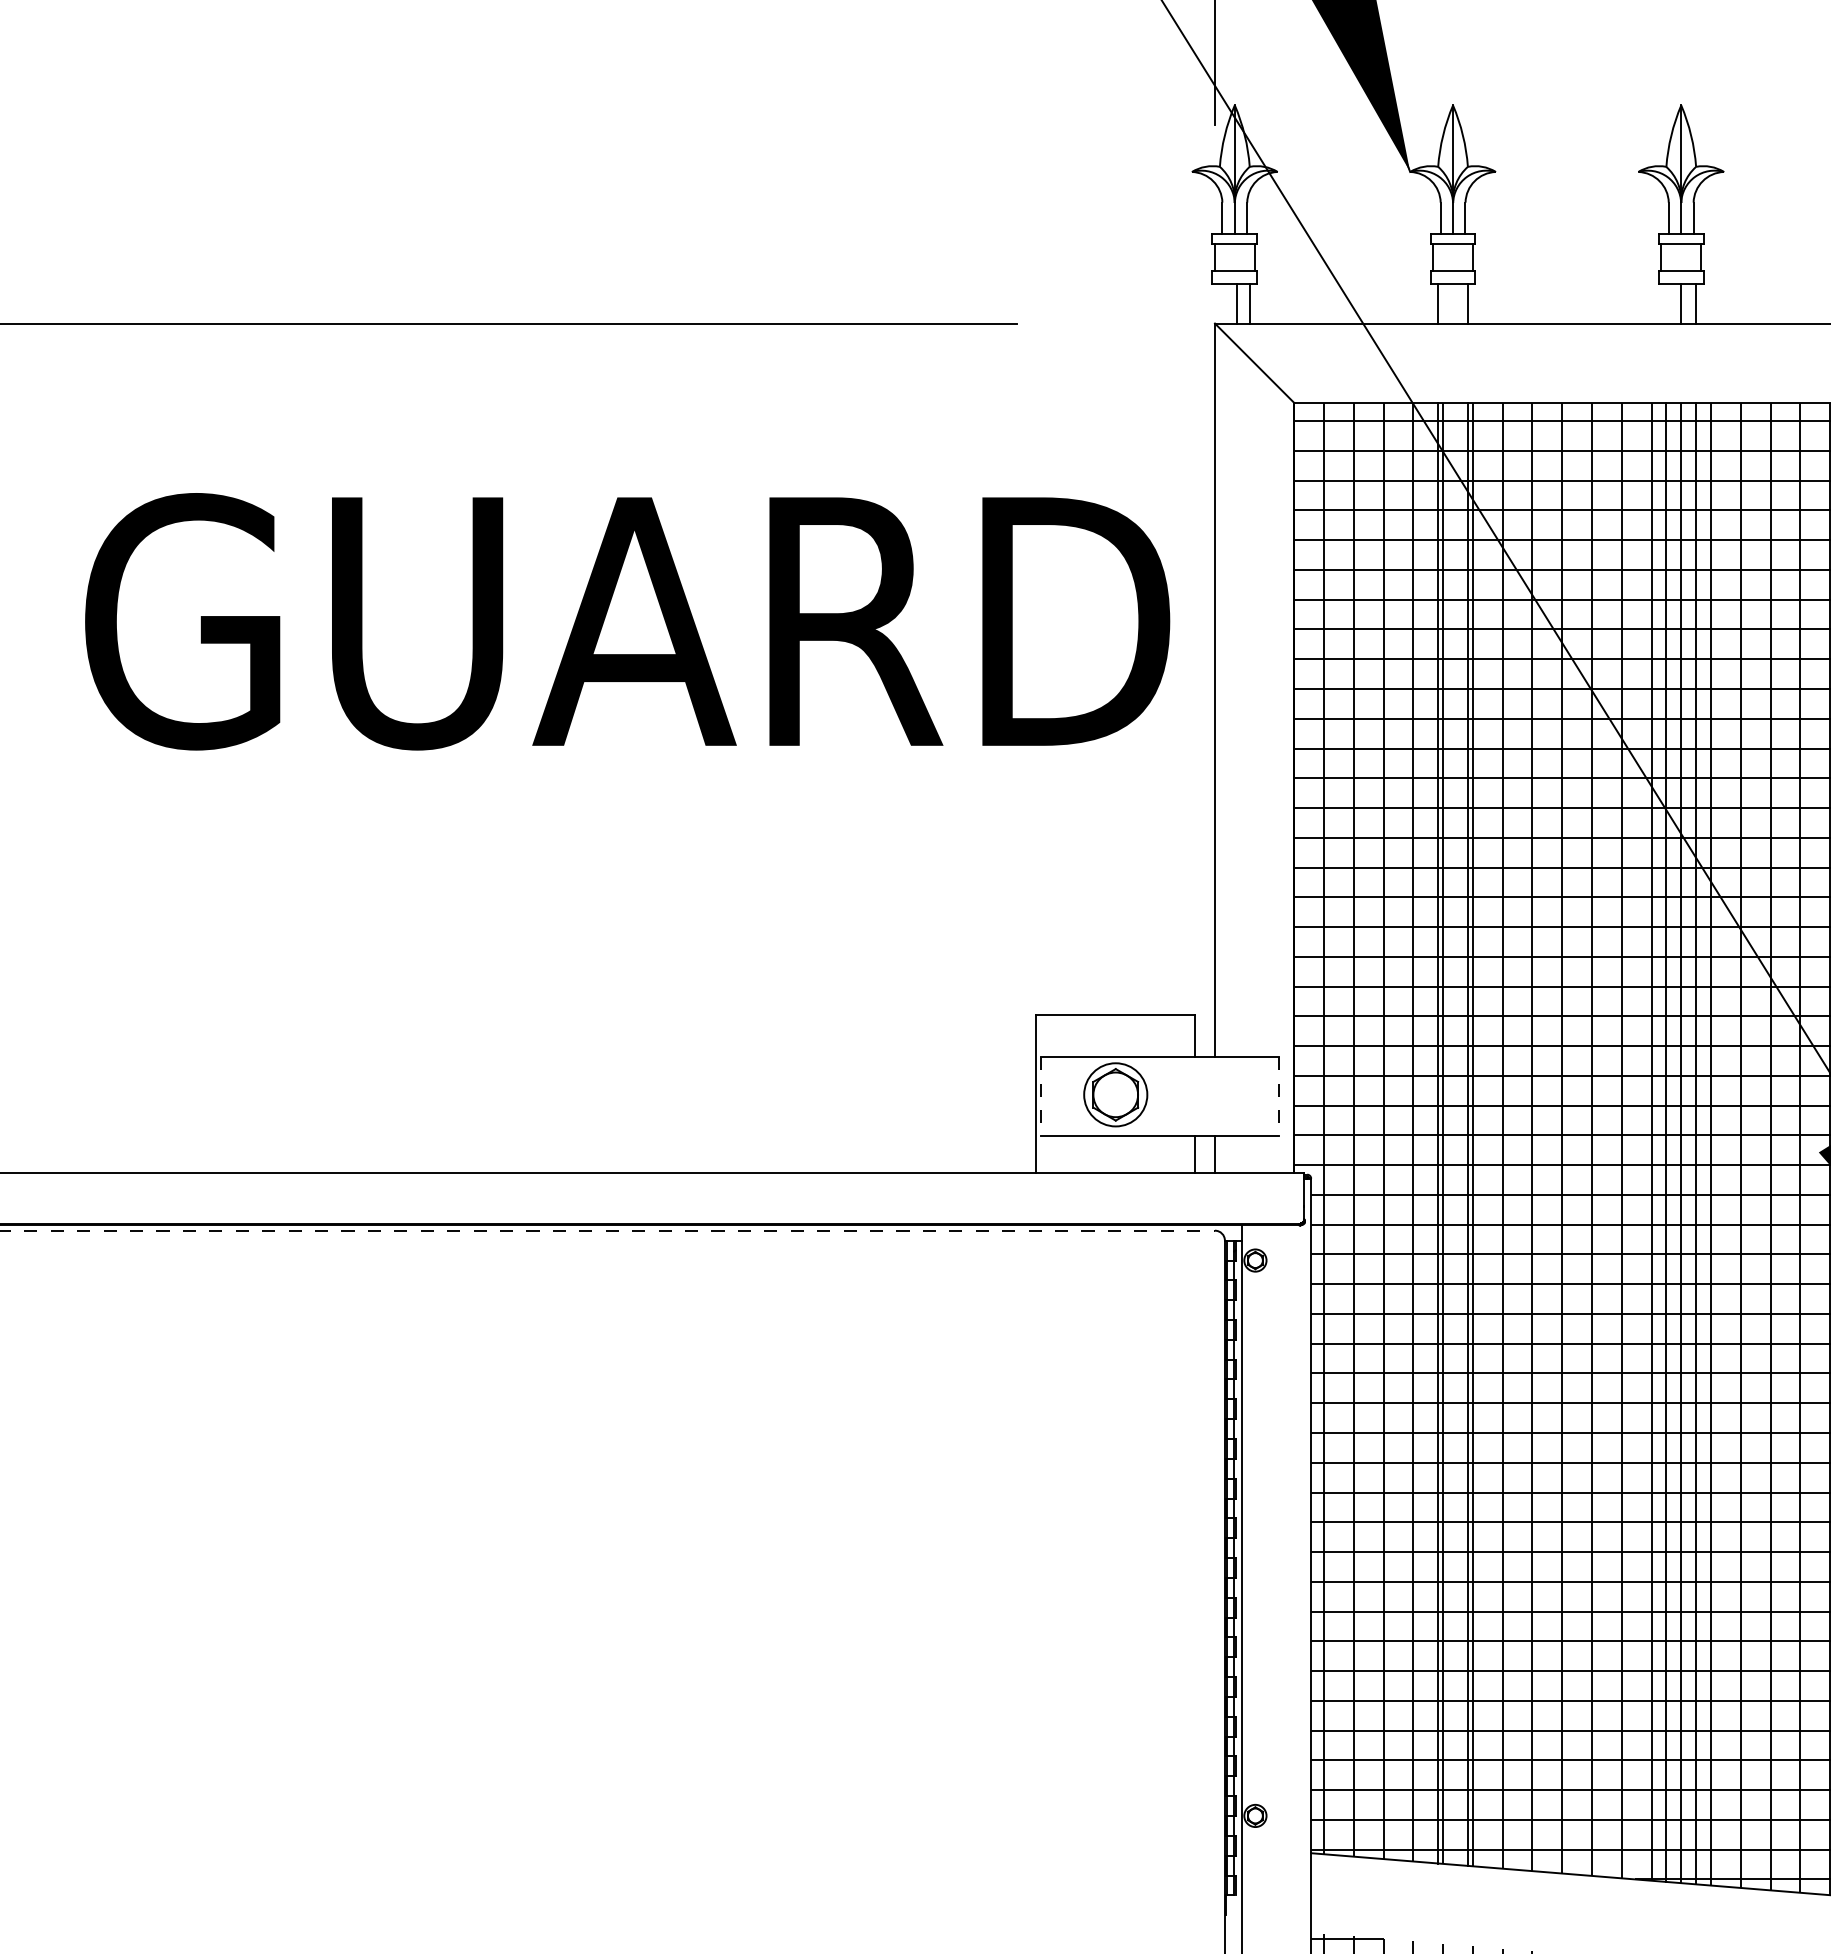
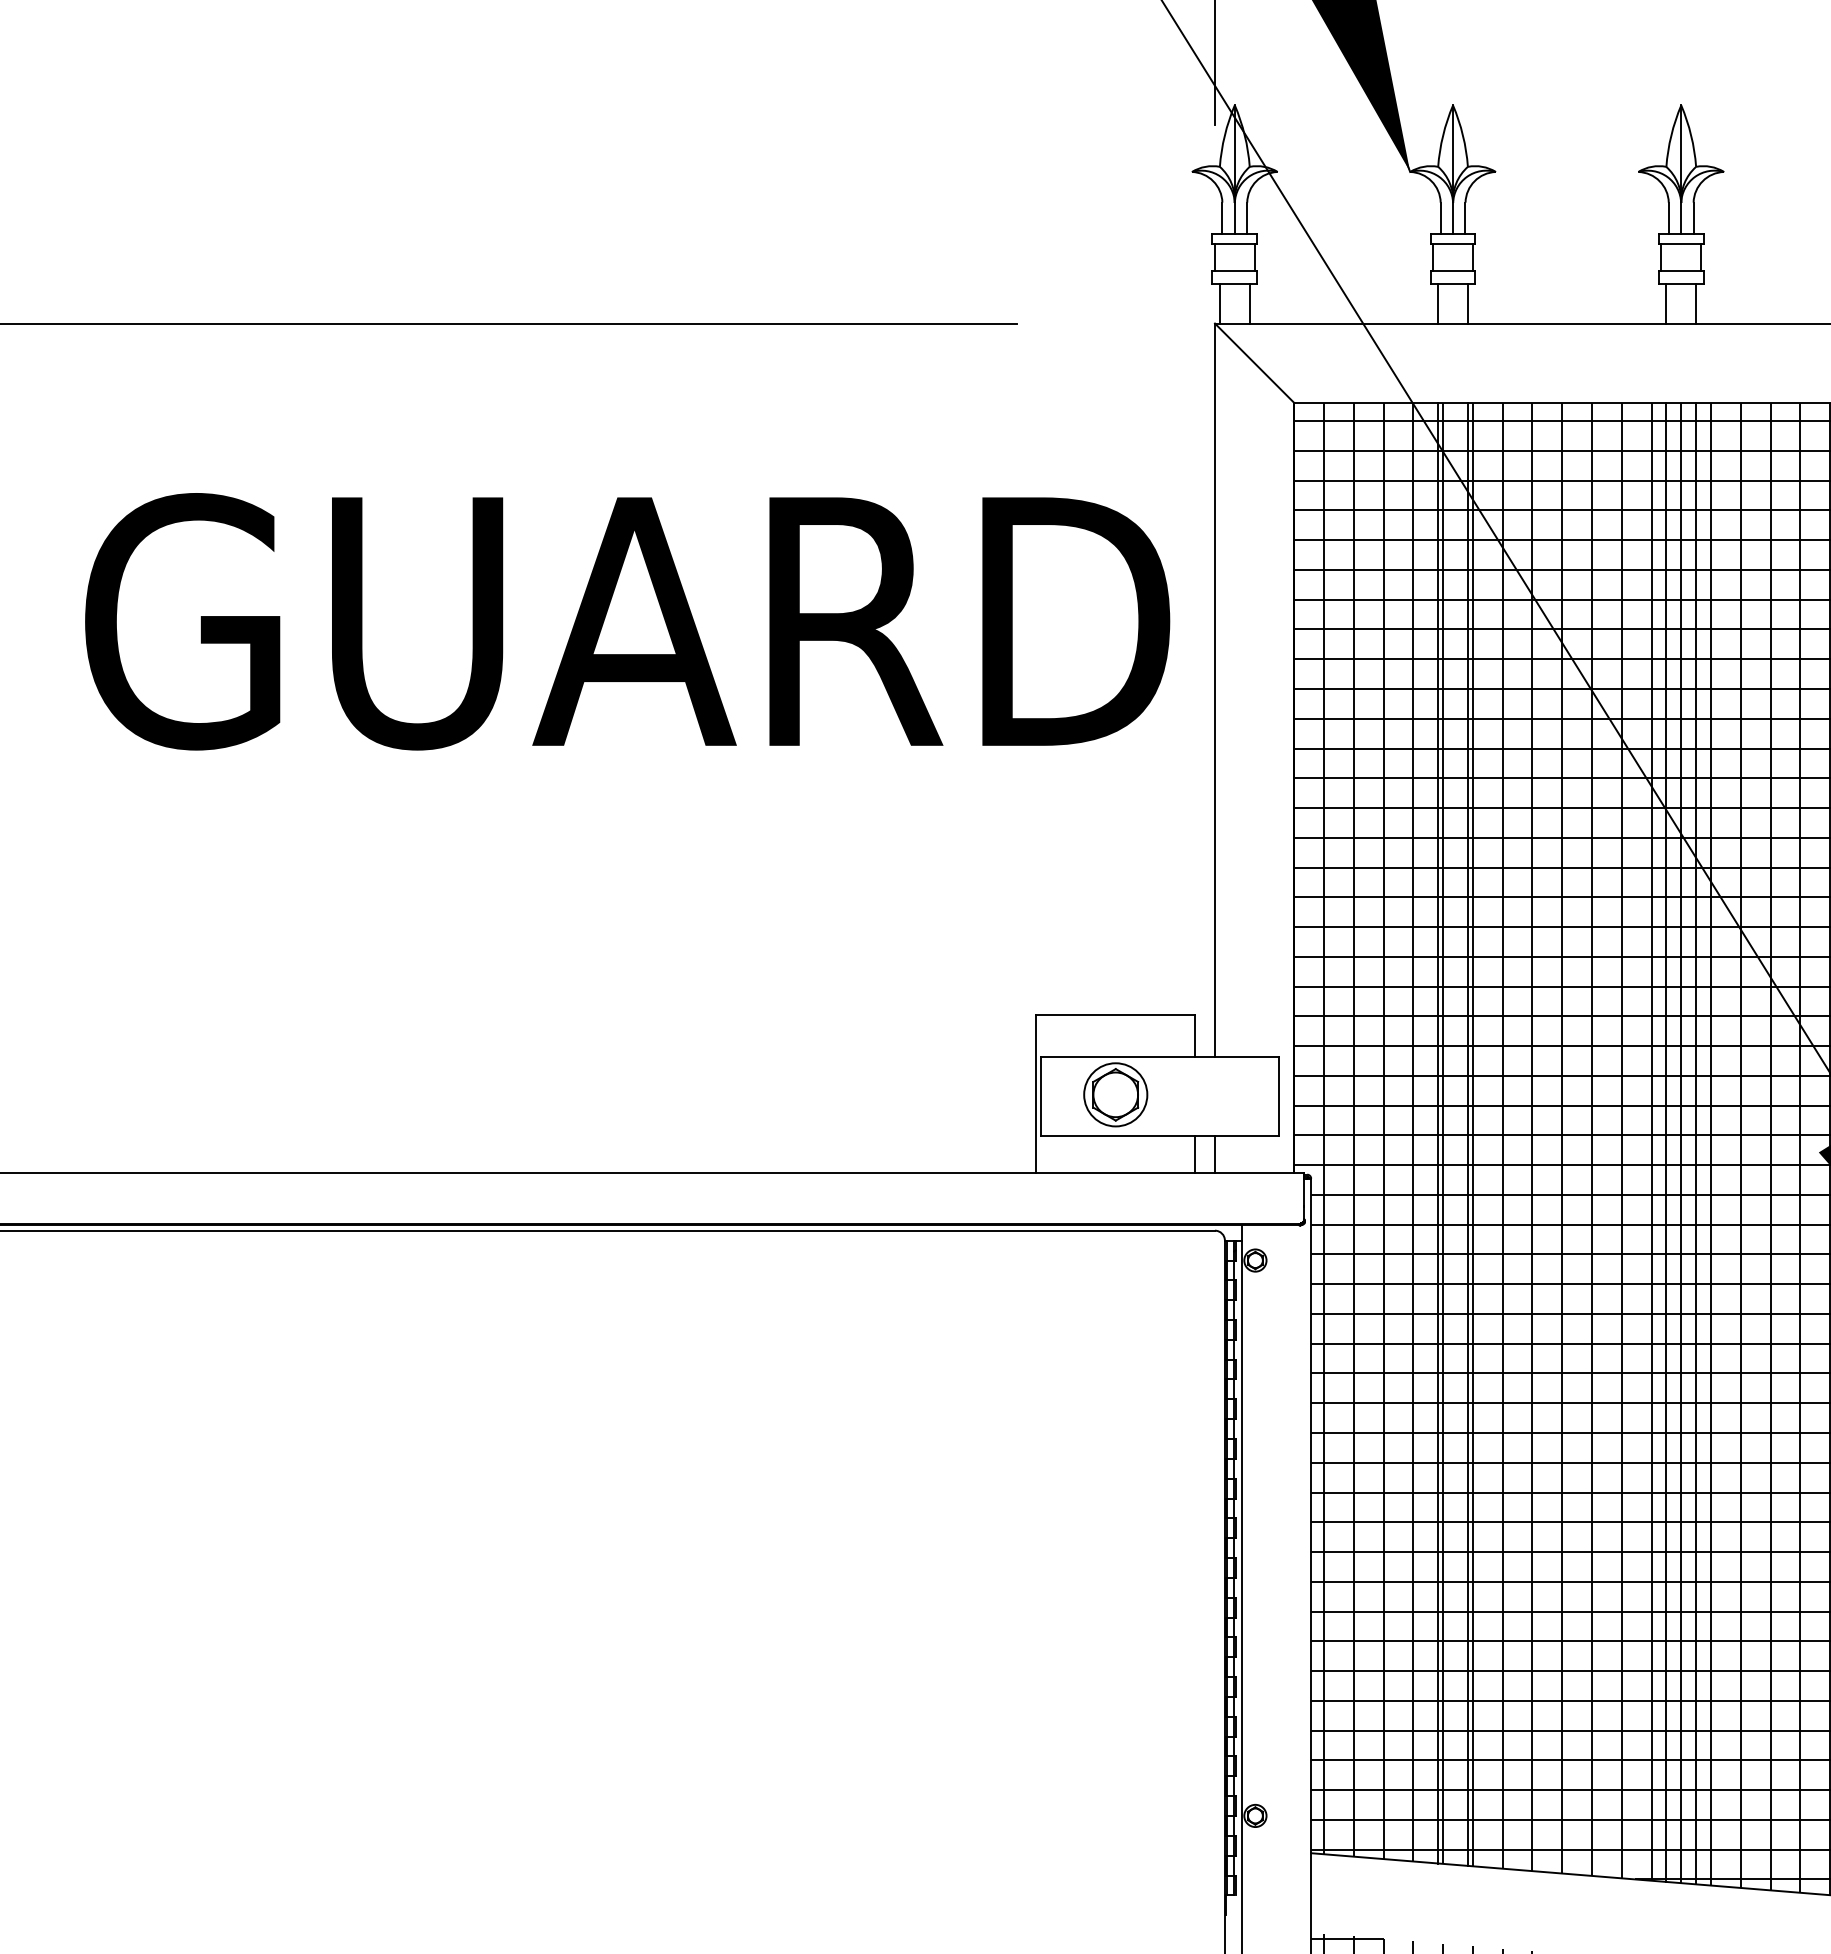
line position: (1236, 303) -> (1219, 303) (1219, 303)
line position: (1681, 303) -> (1666, 303) (1666, 303)
line: dashed -> solid (1041, 1096)
line: dashed -> solid (1279, 1096)
line: dashed -> solid (608, 1230)
